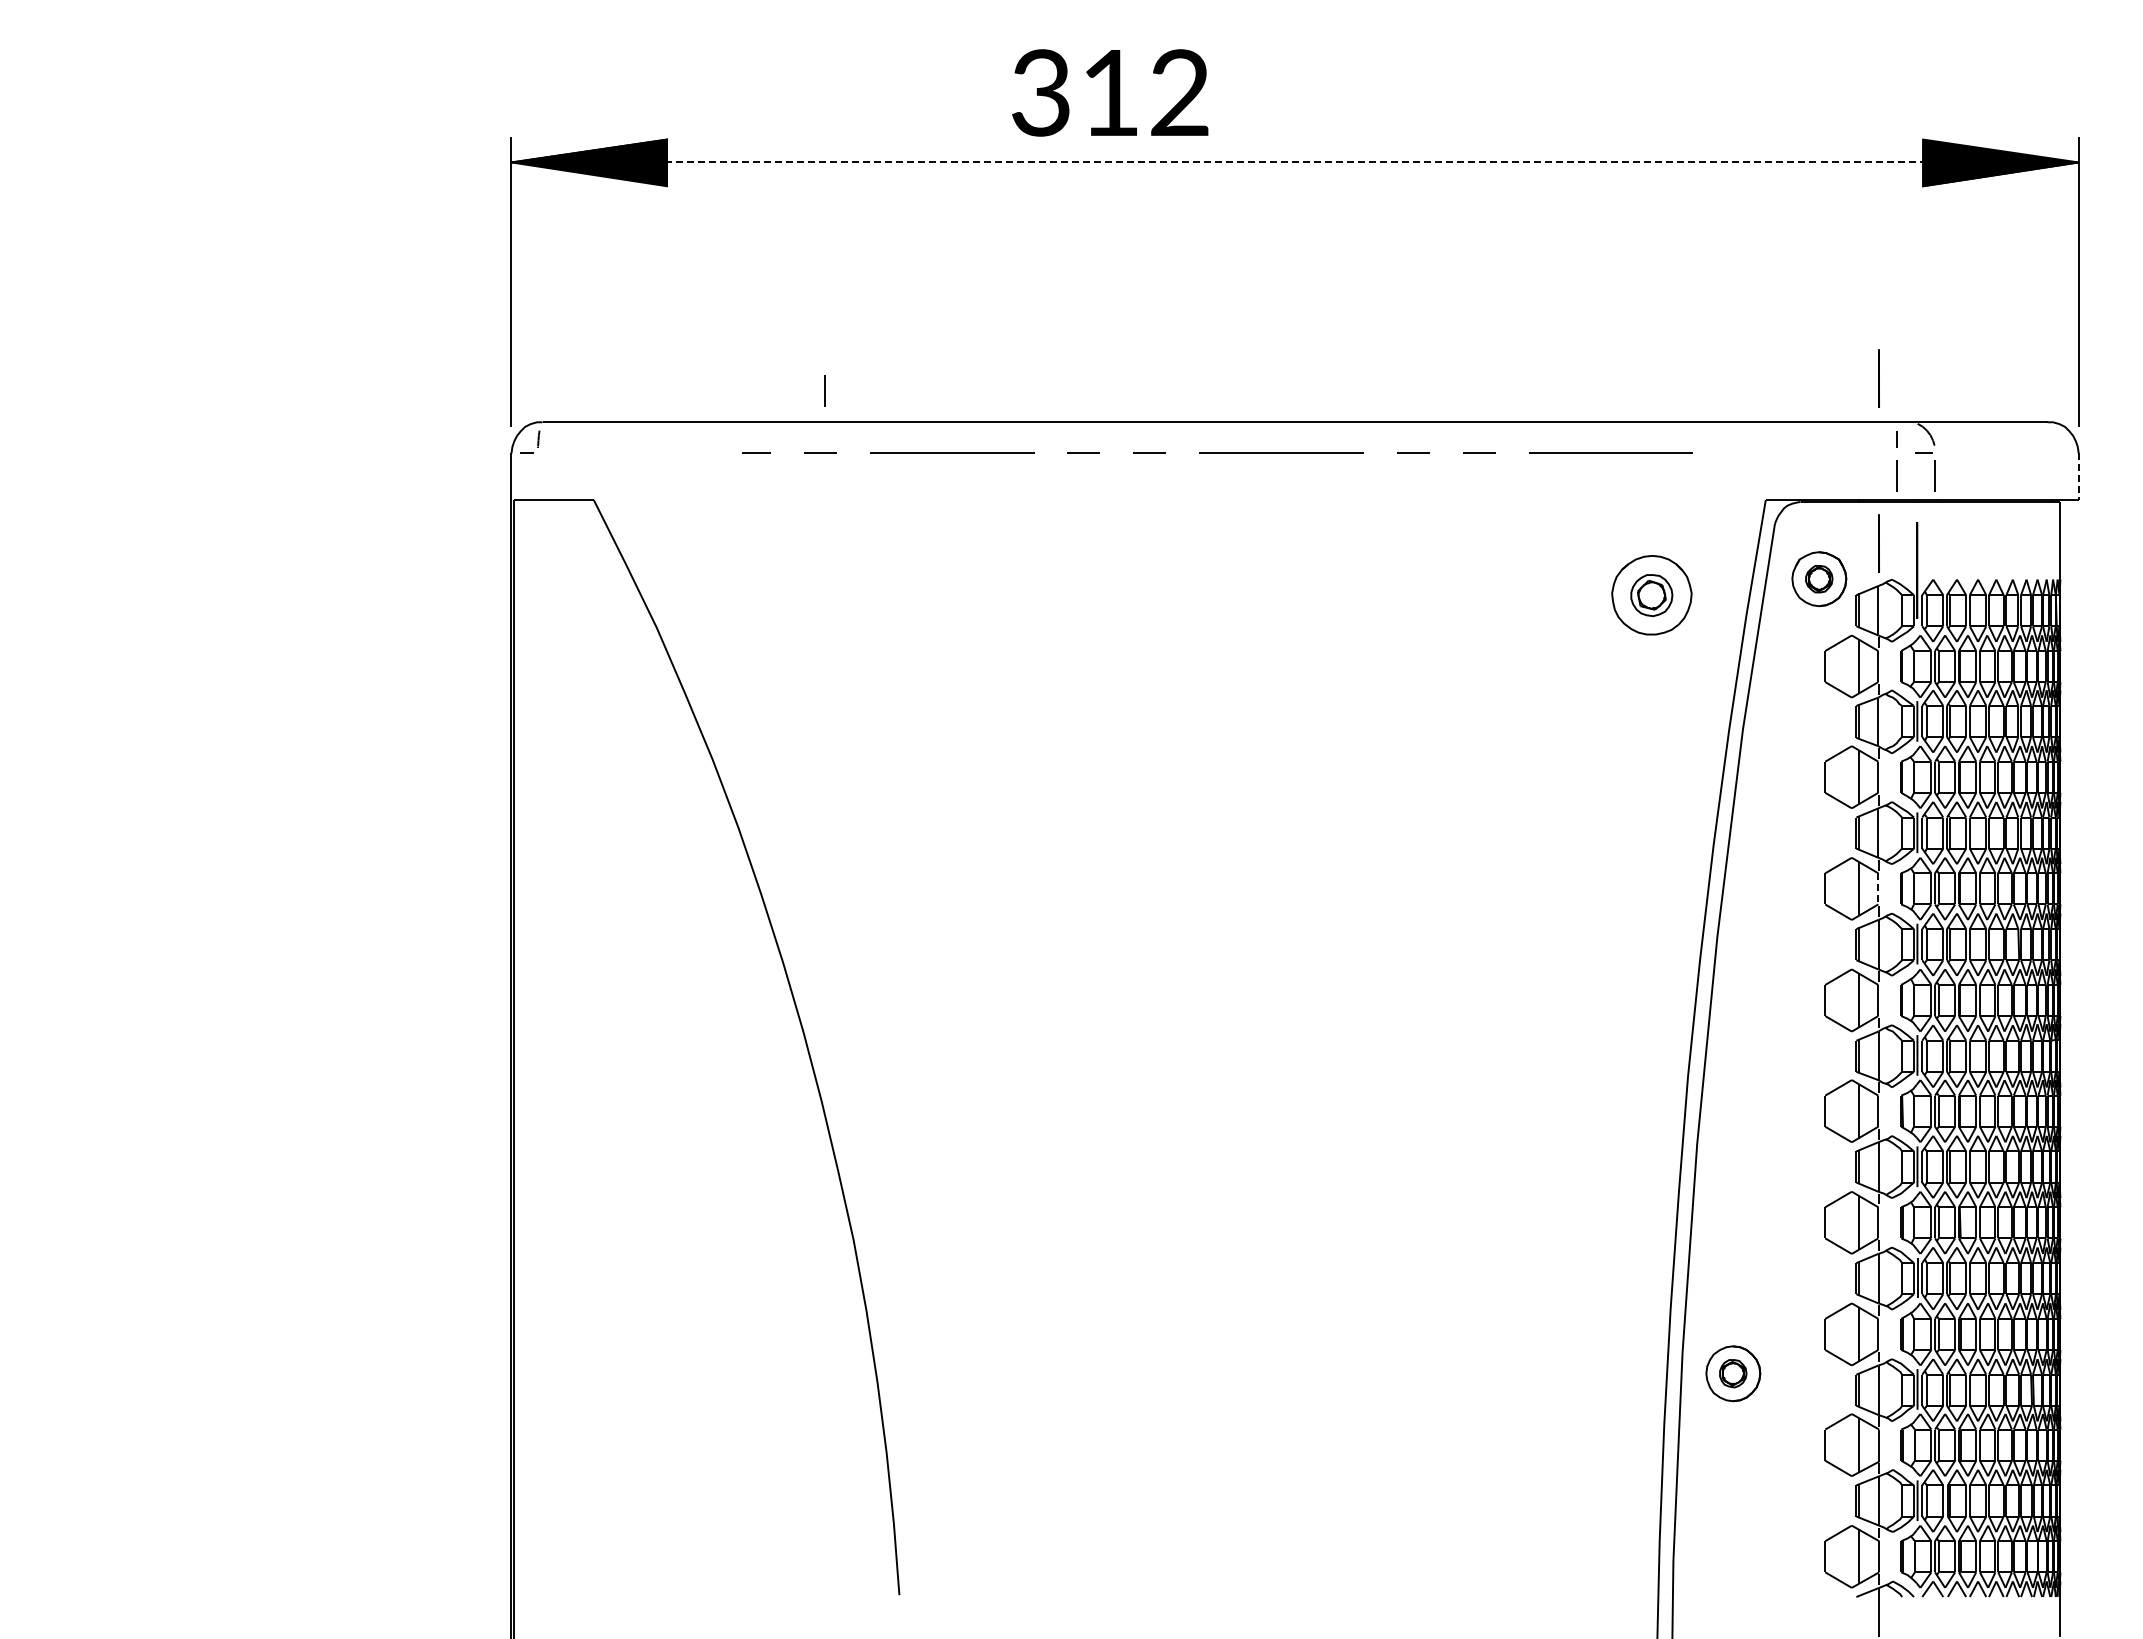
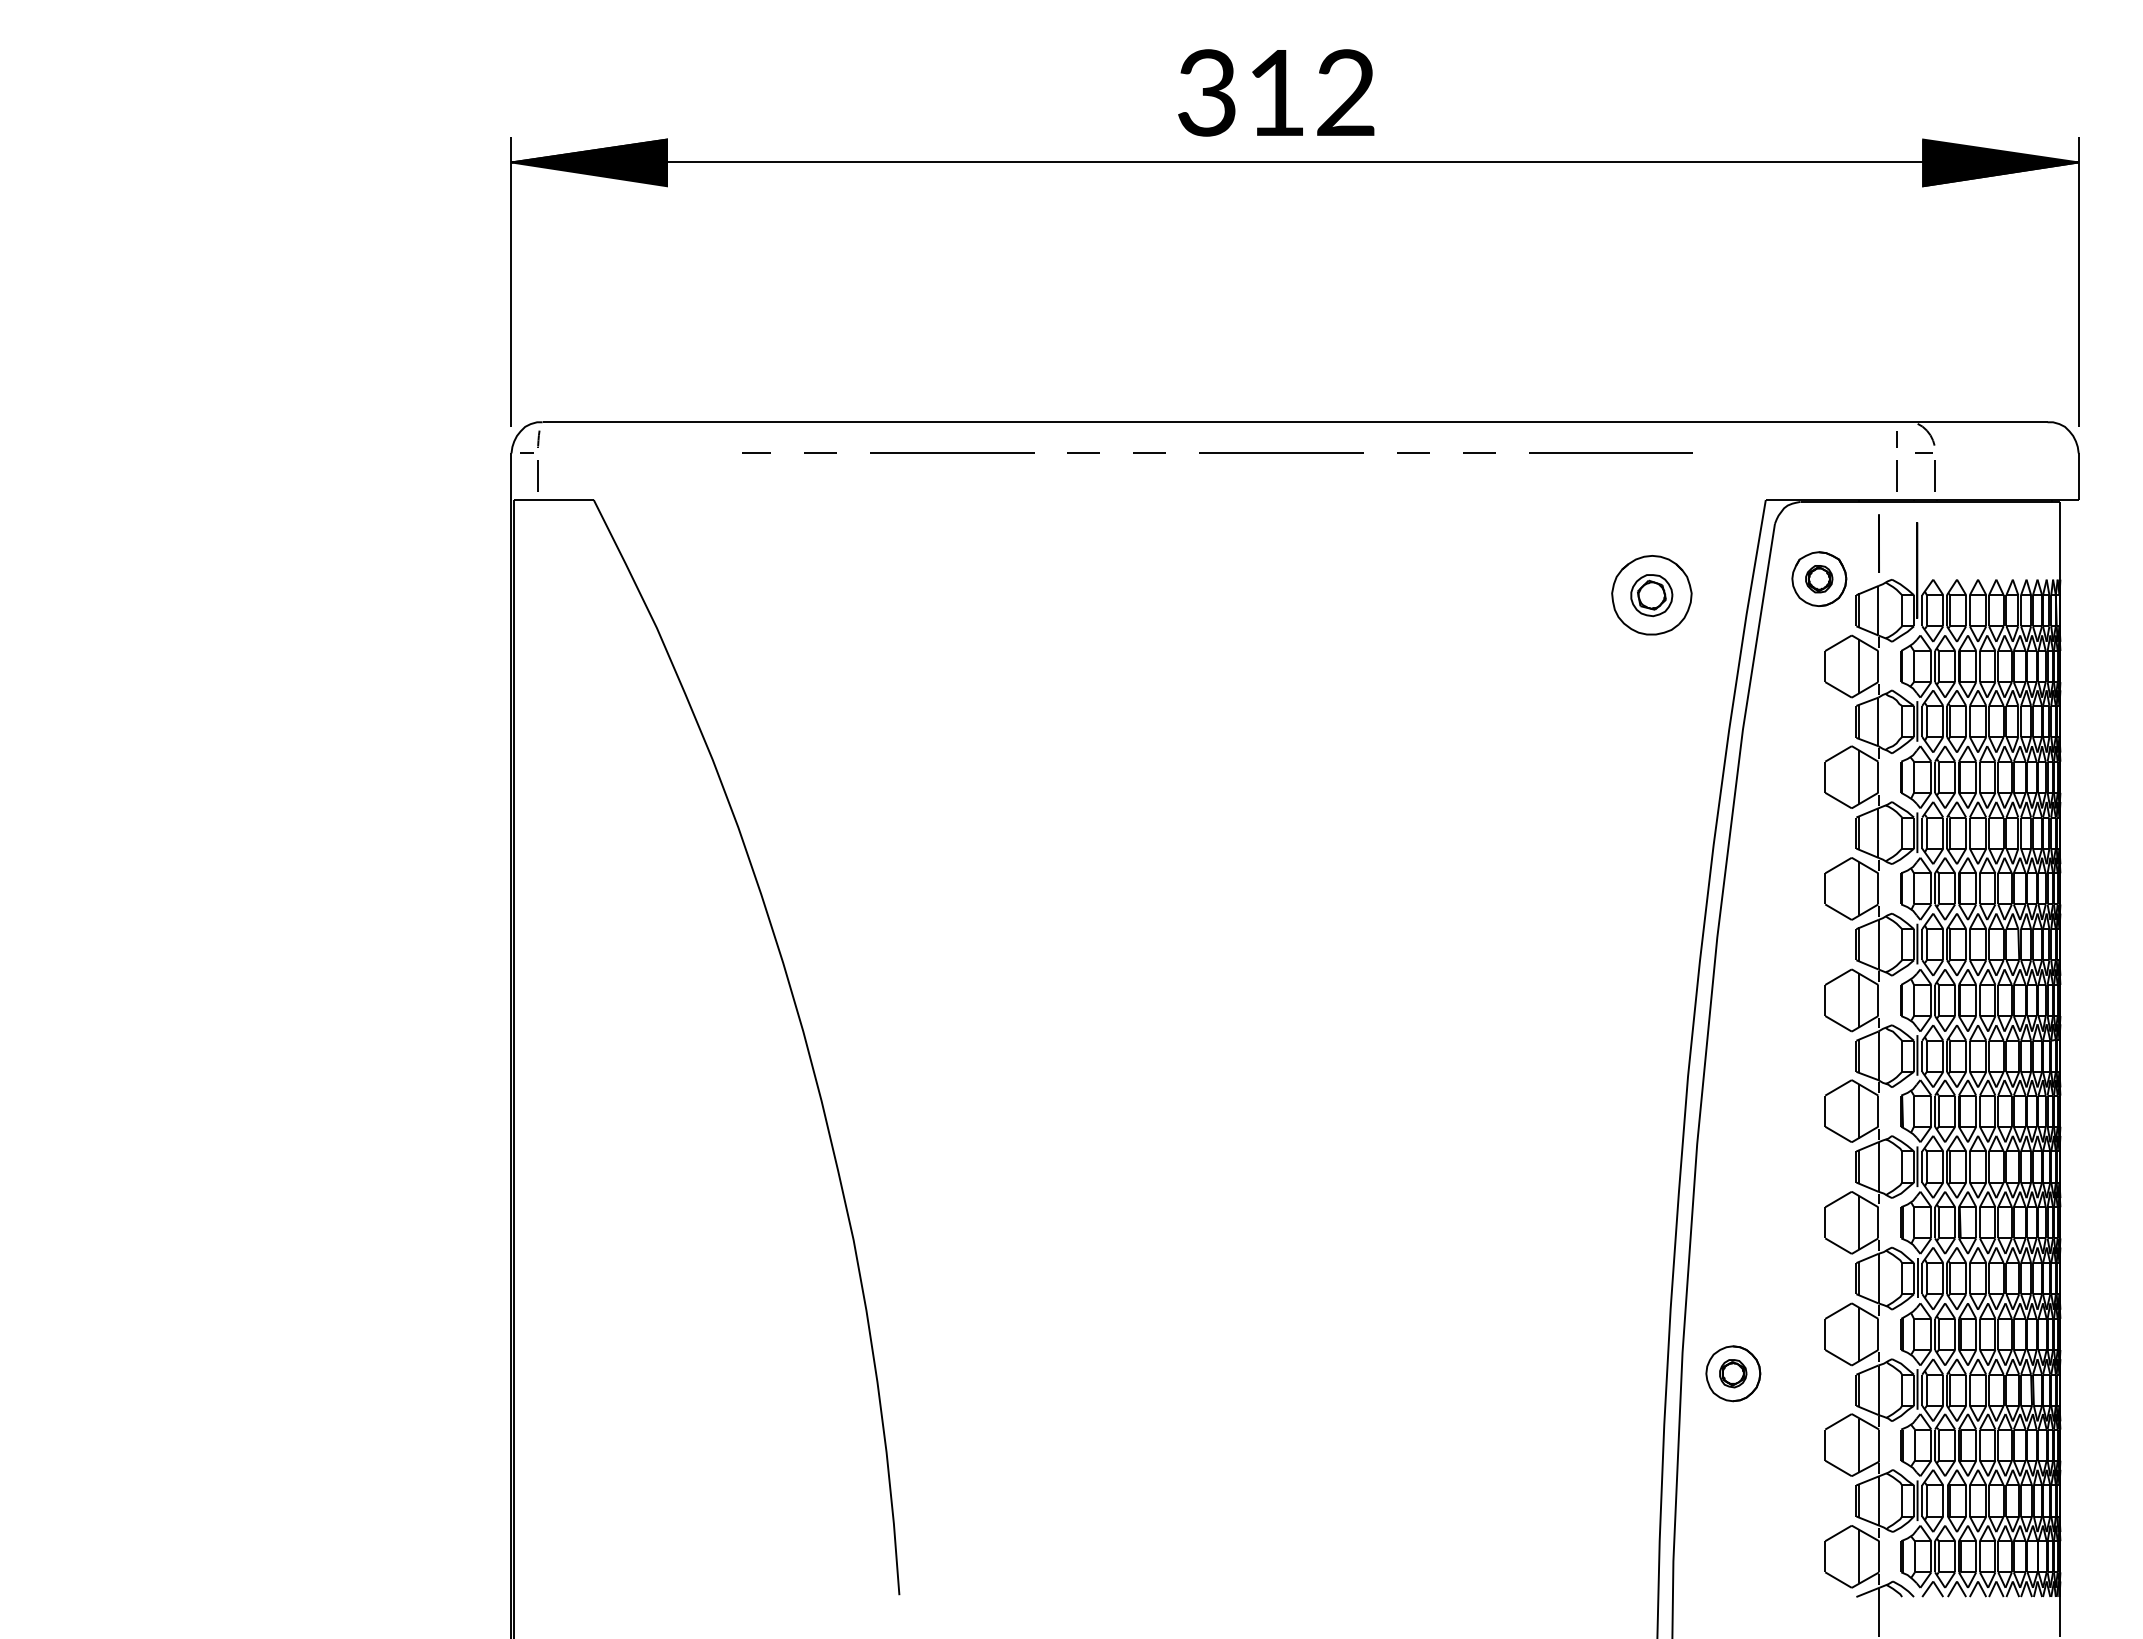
text position: (1110, 92) -> (1276, 92) (1276, 92)
line: dashed -> solid (1295, 162)
line: present -> none (1878, 378)
line position: (824, 390) -> (537, 475) (537, 475)
line: dashed -> solid (2078, 477)
line: dashed -> solid (1878, 888)
